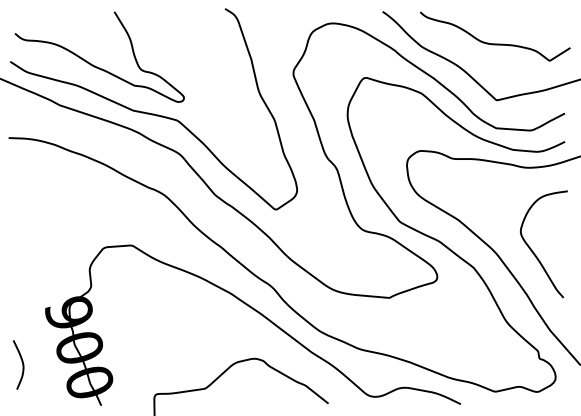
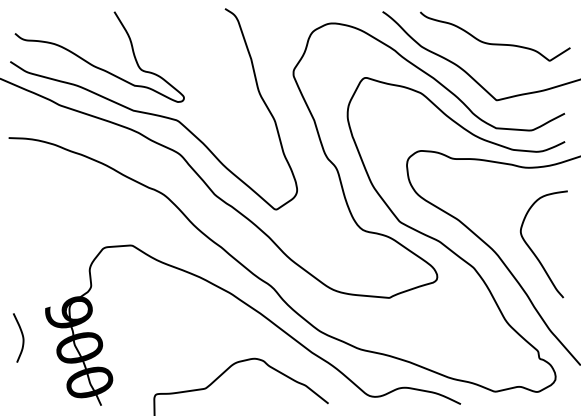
curve position: (21, 362) -> (21, 335) (21, 335)
